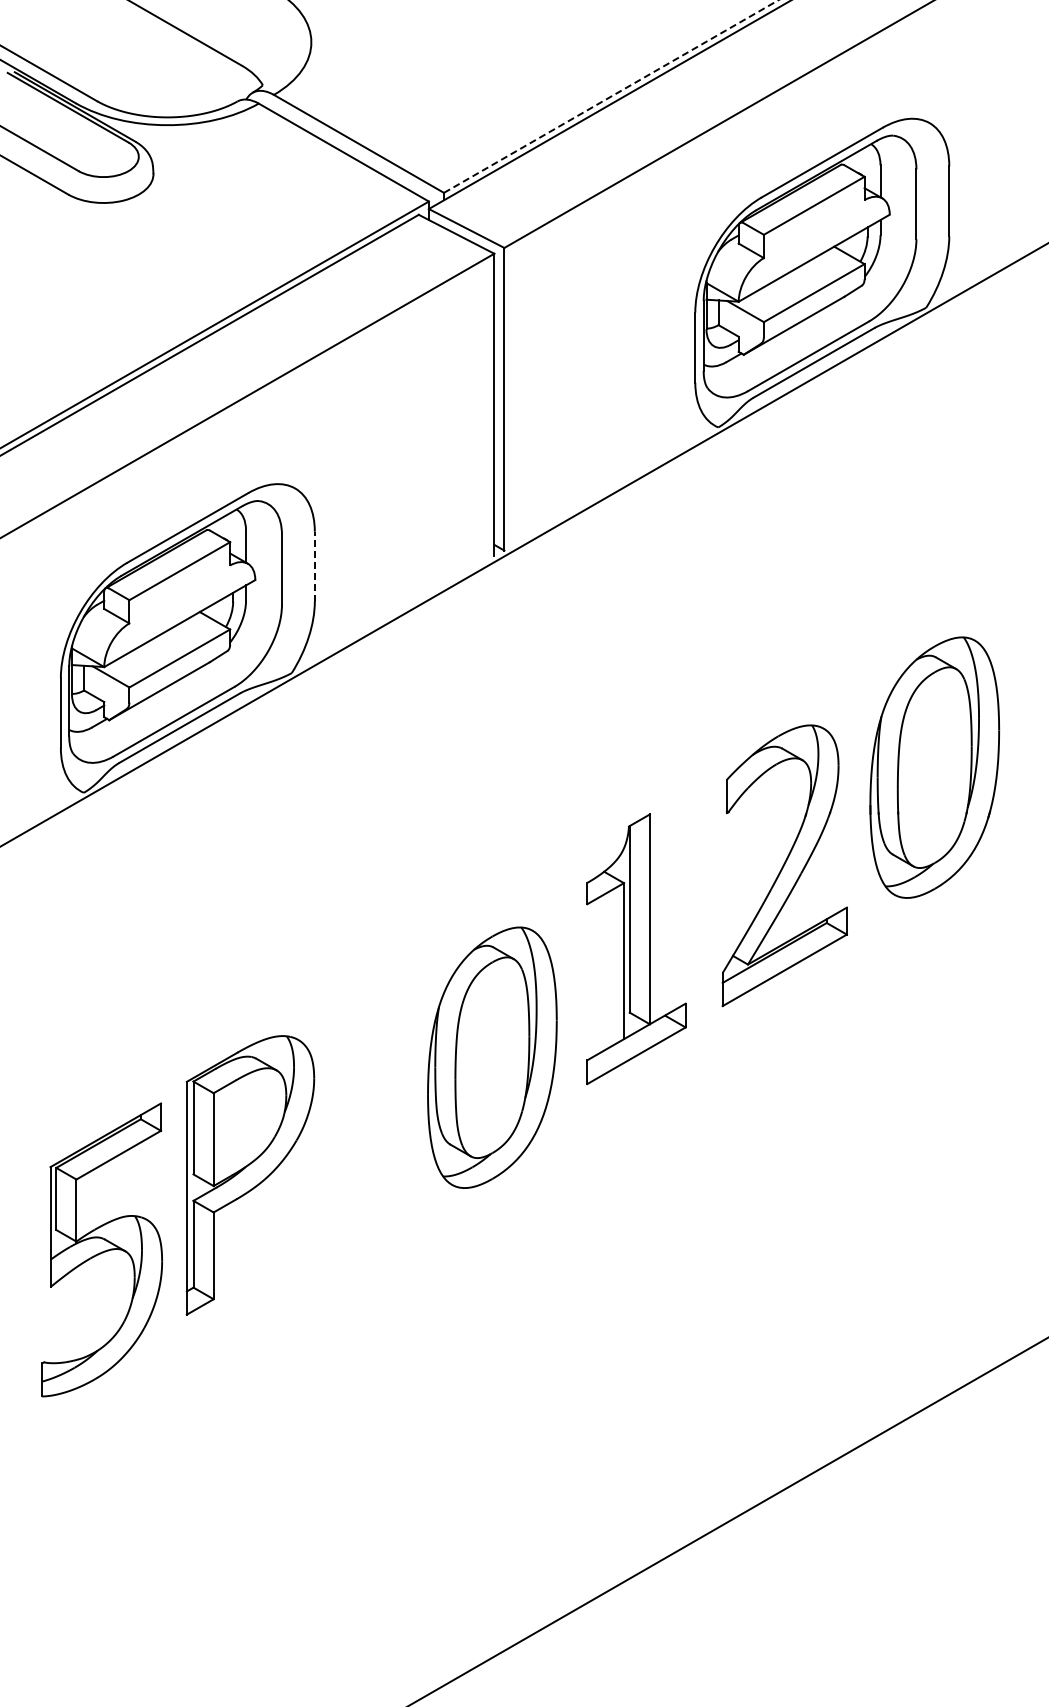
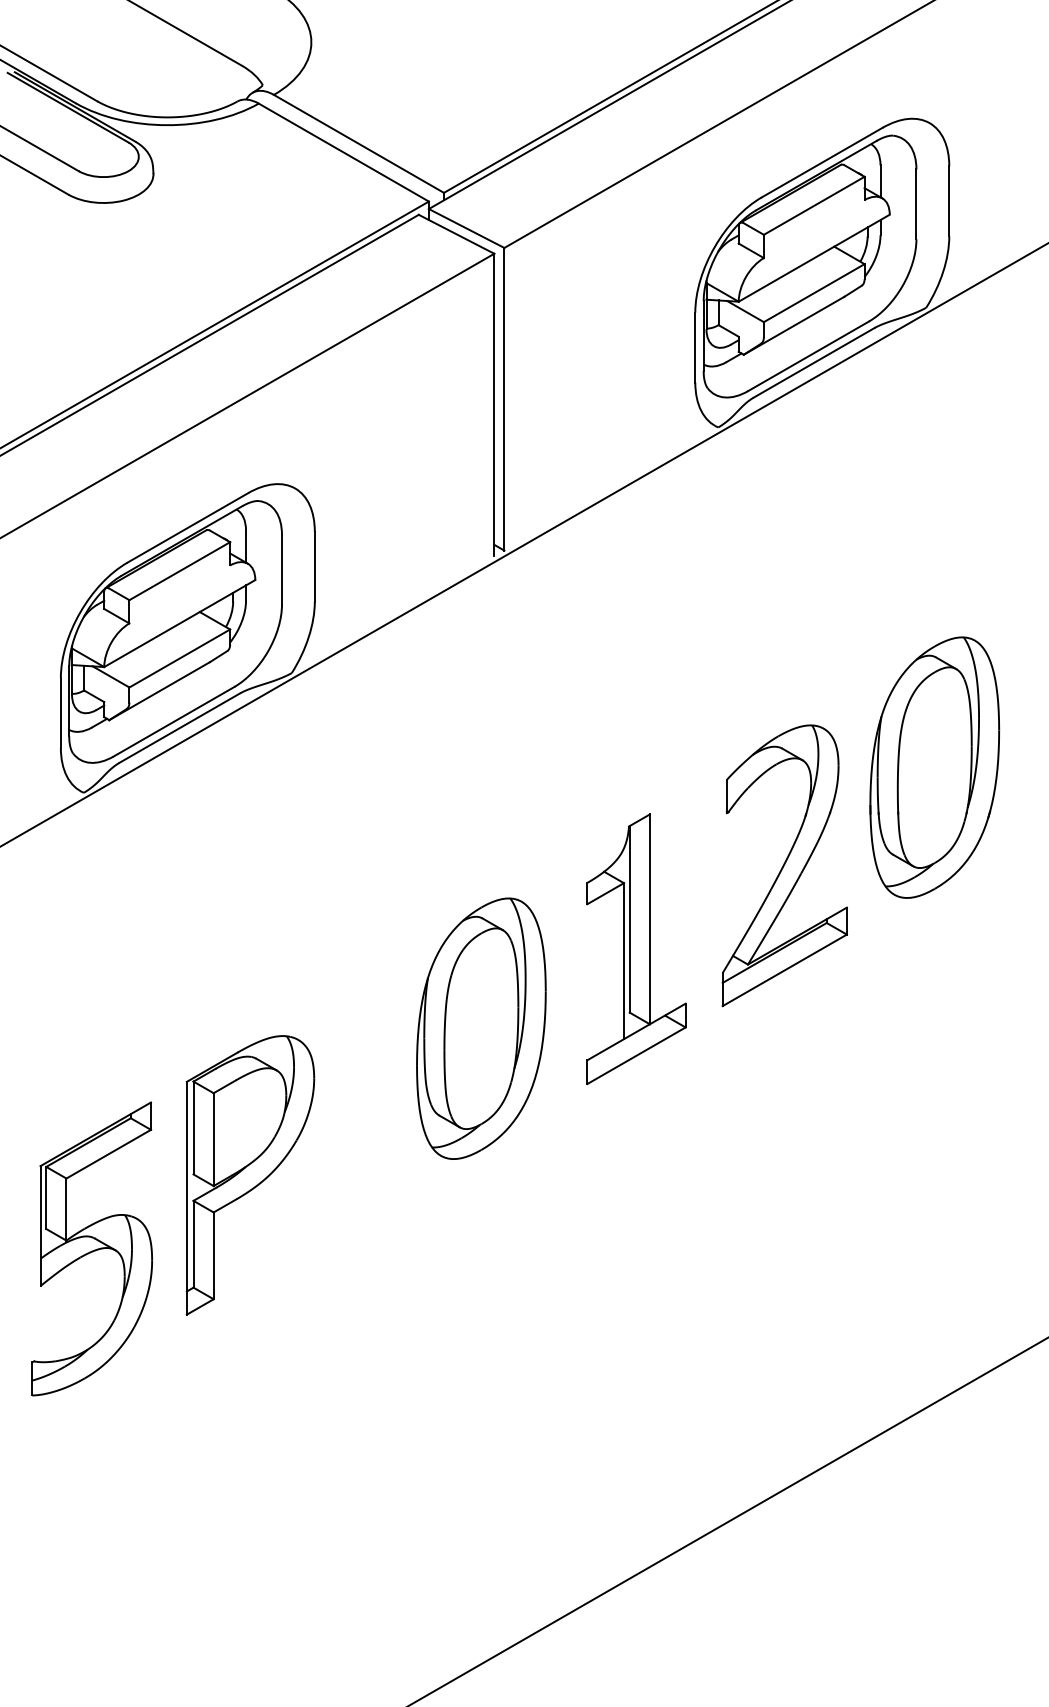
line: dashed -> solid (611, 96)
line: dashed -> solid (314, 566)
part position: (492, 1057) -> (481, 1028) (481, 1028)
part position: (101, 1249) -> (91, 1248) (91, 1248)
